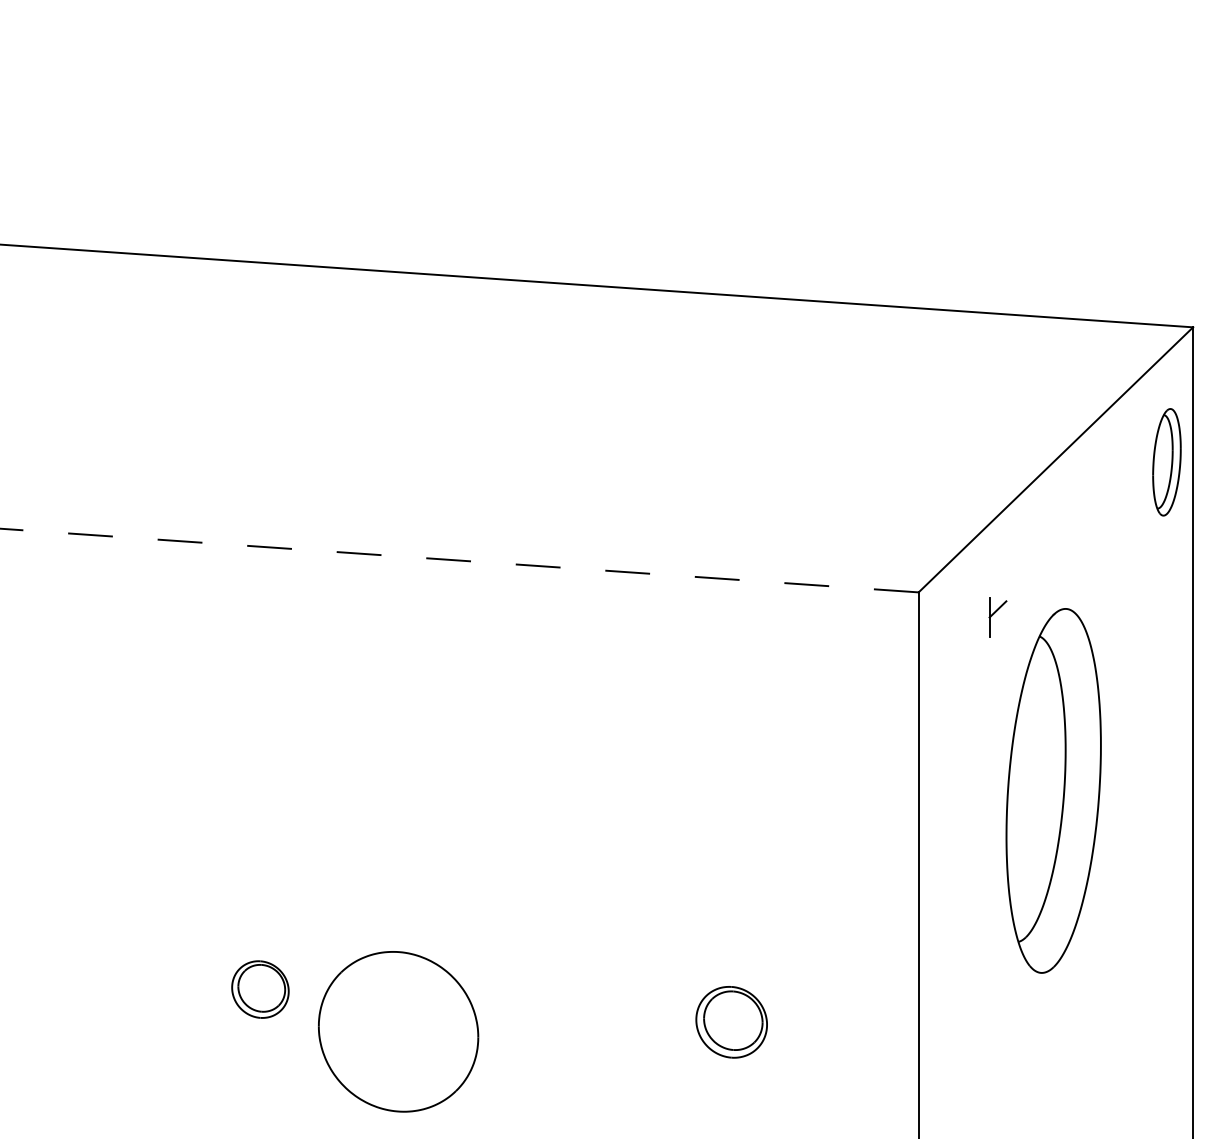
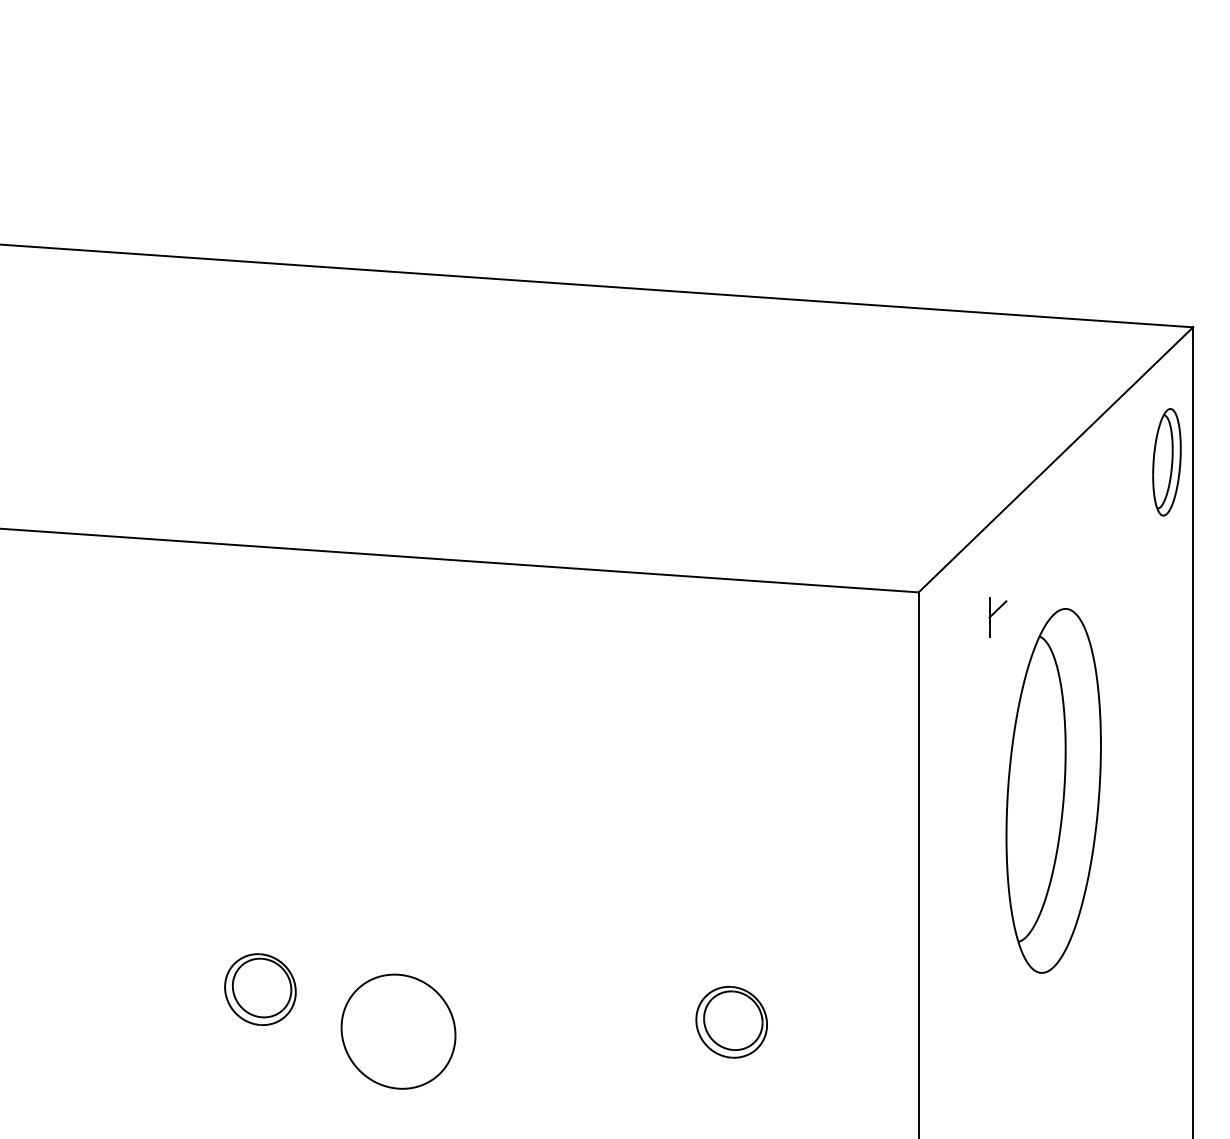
line: dashed -> solid (458, 560)
part size: 59x59 px -> 73x73 px (260, 989)
part size: 162x162 px -> 117x117 px (398, 1031)
